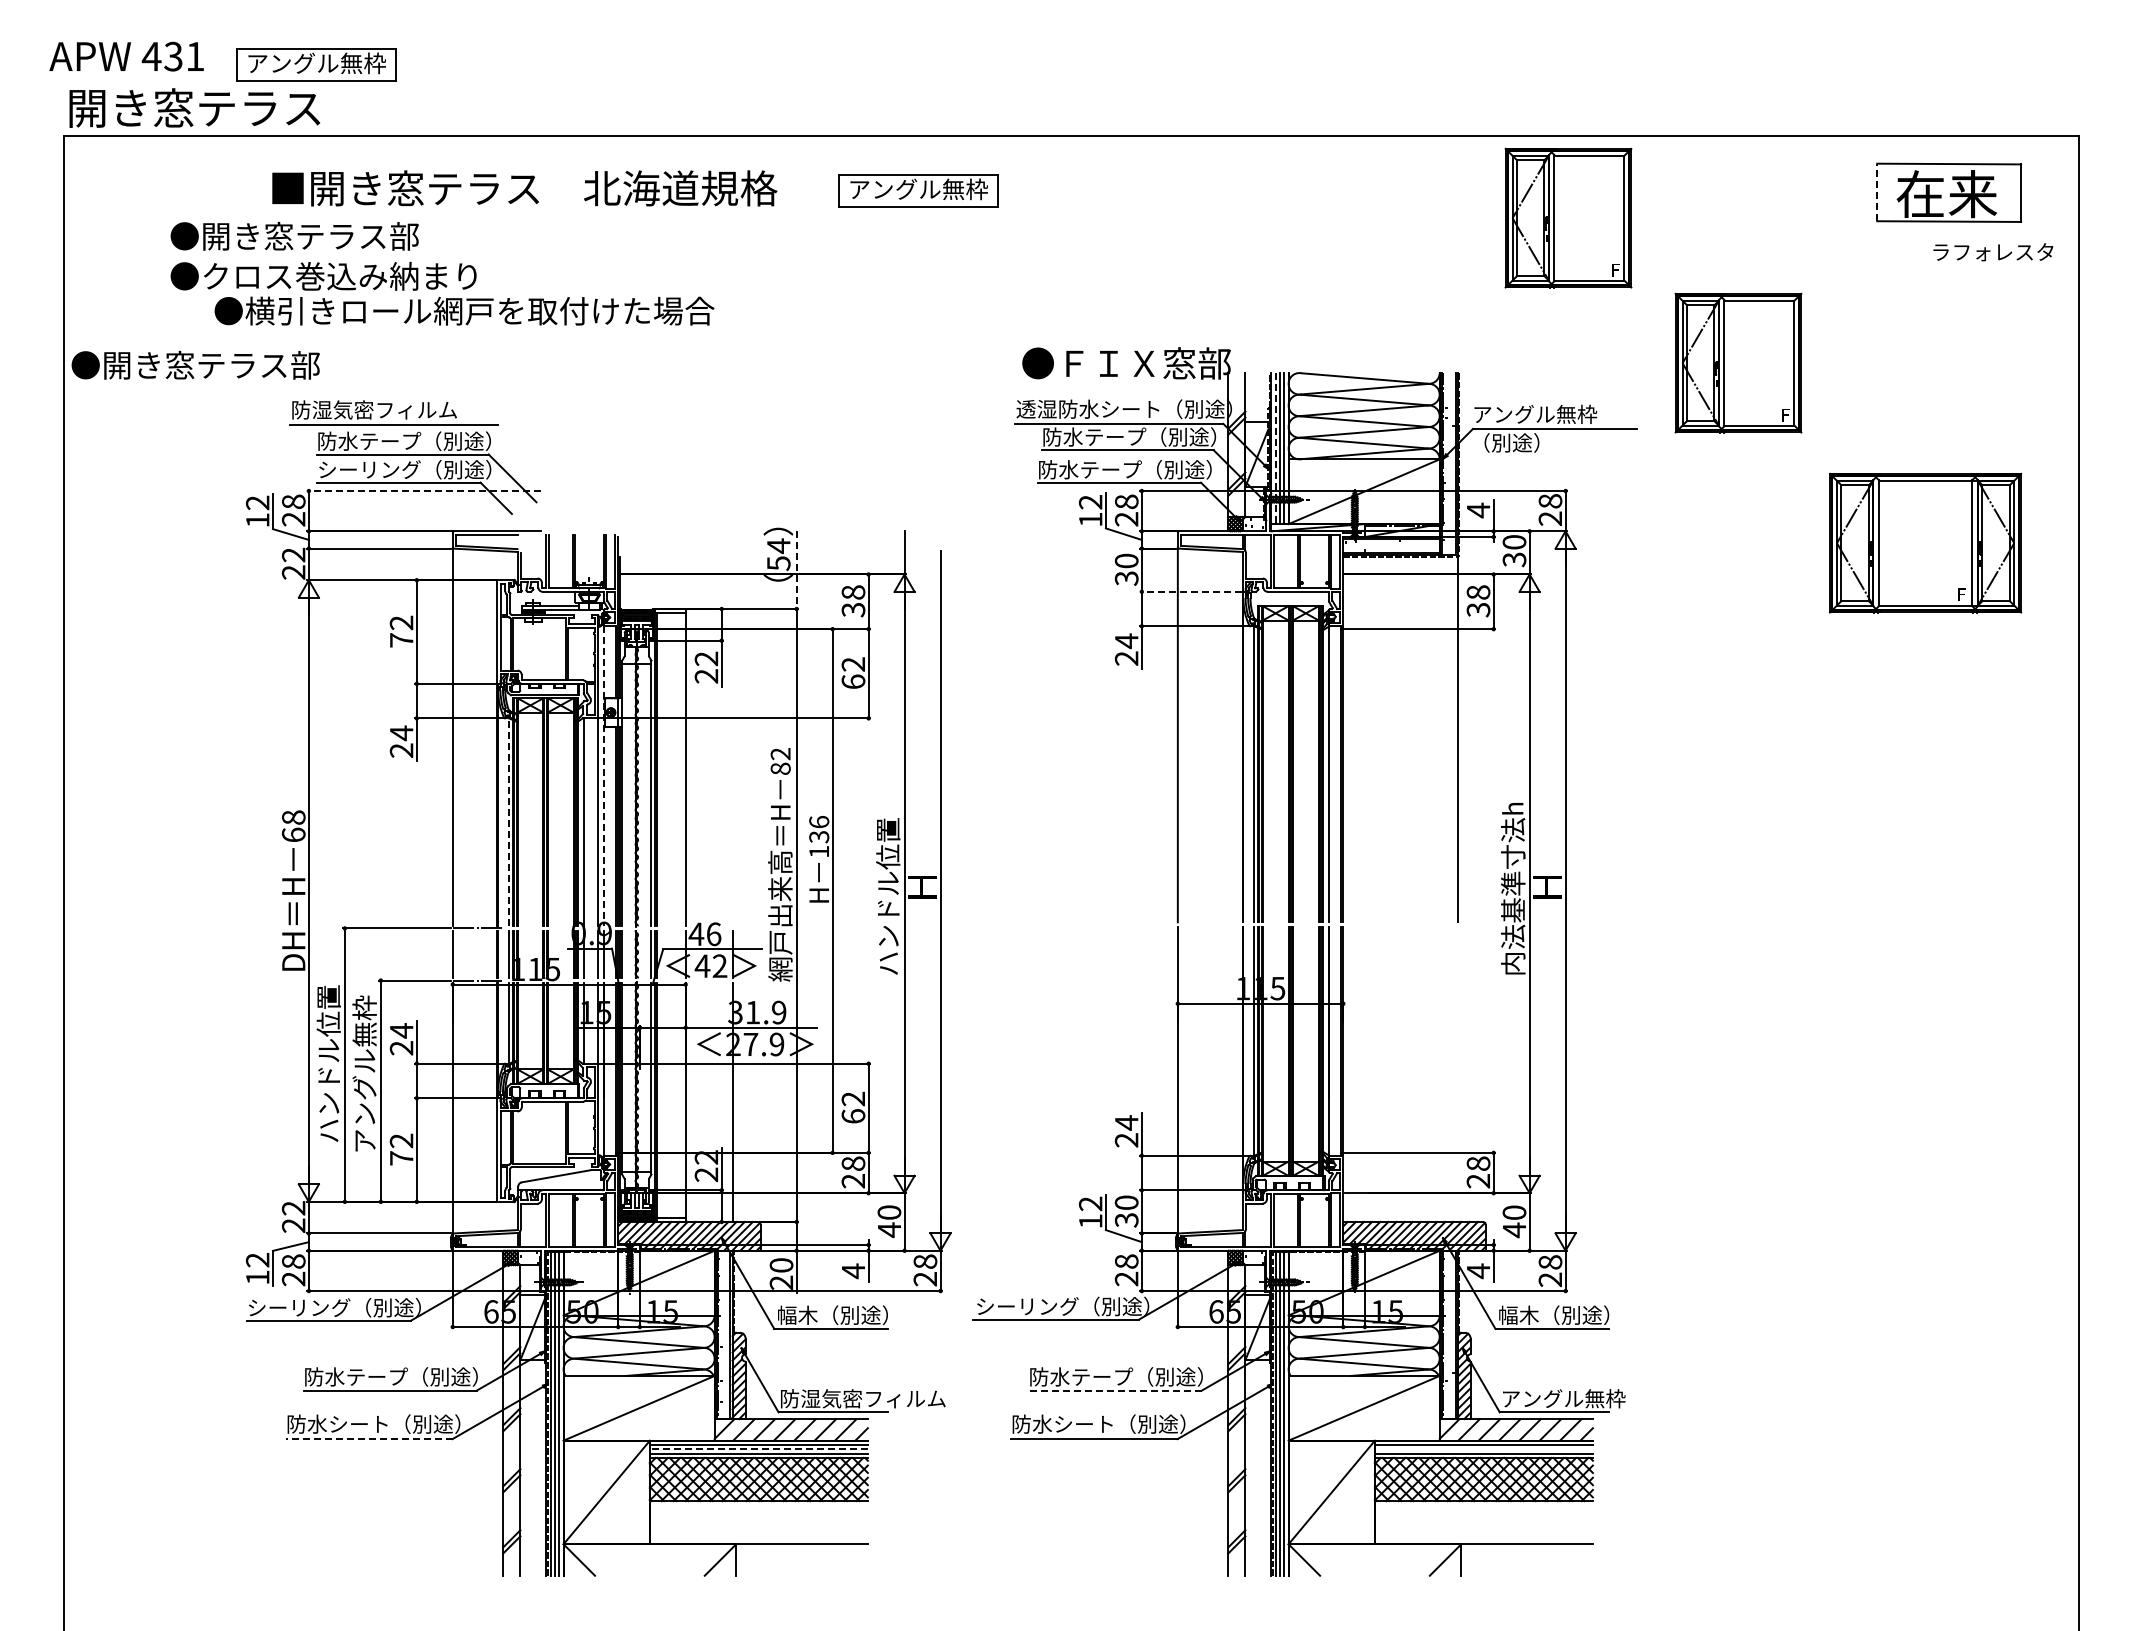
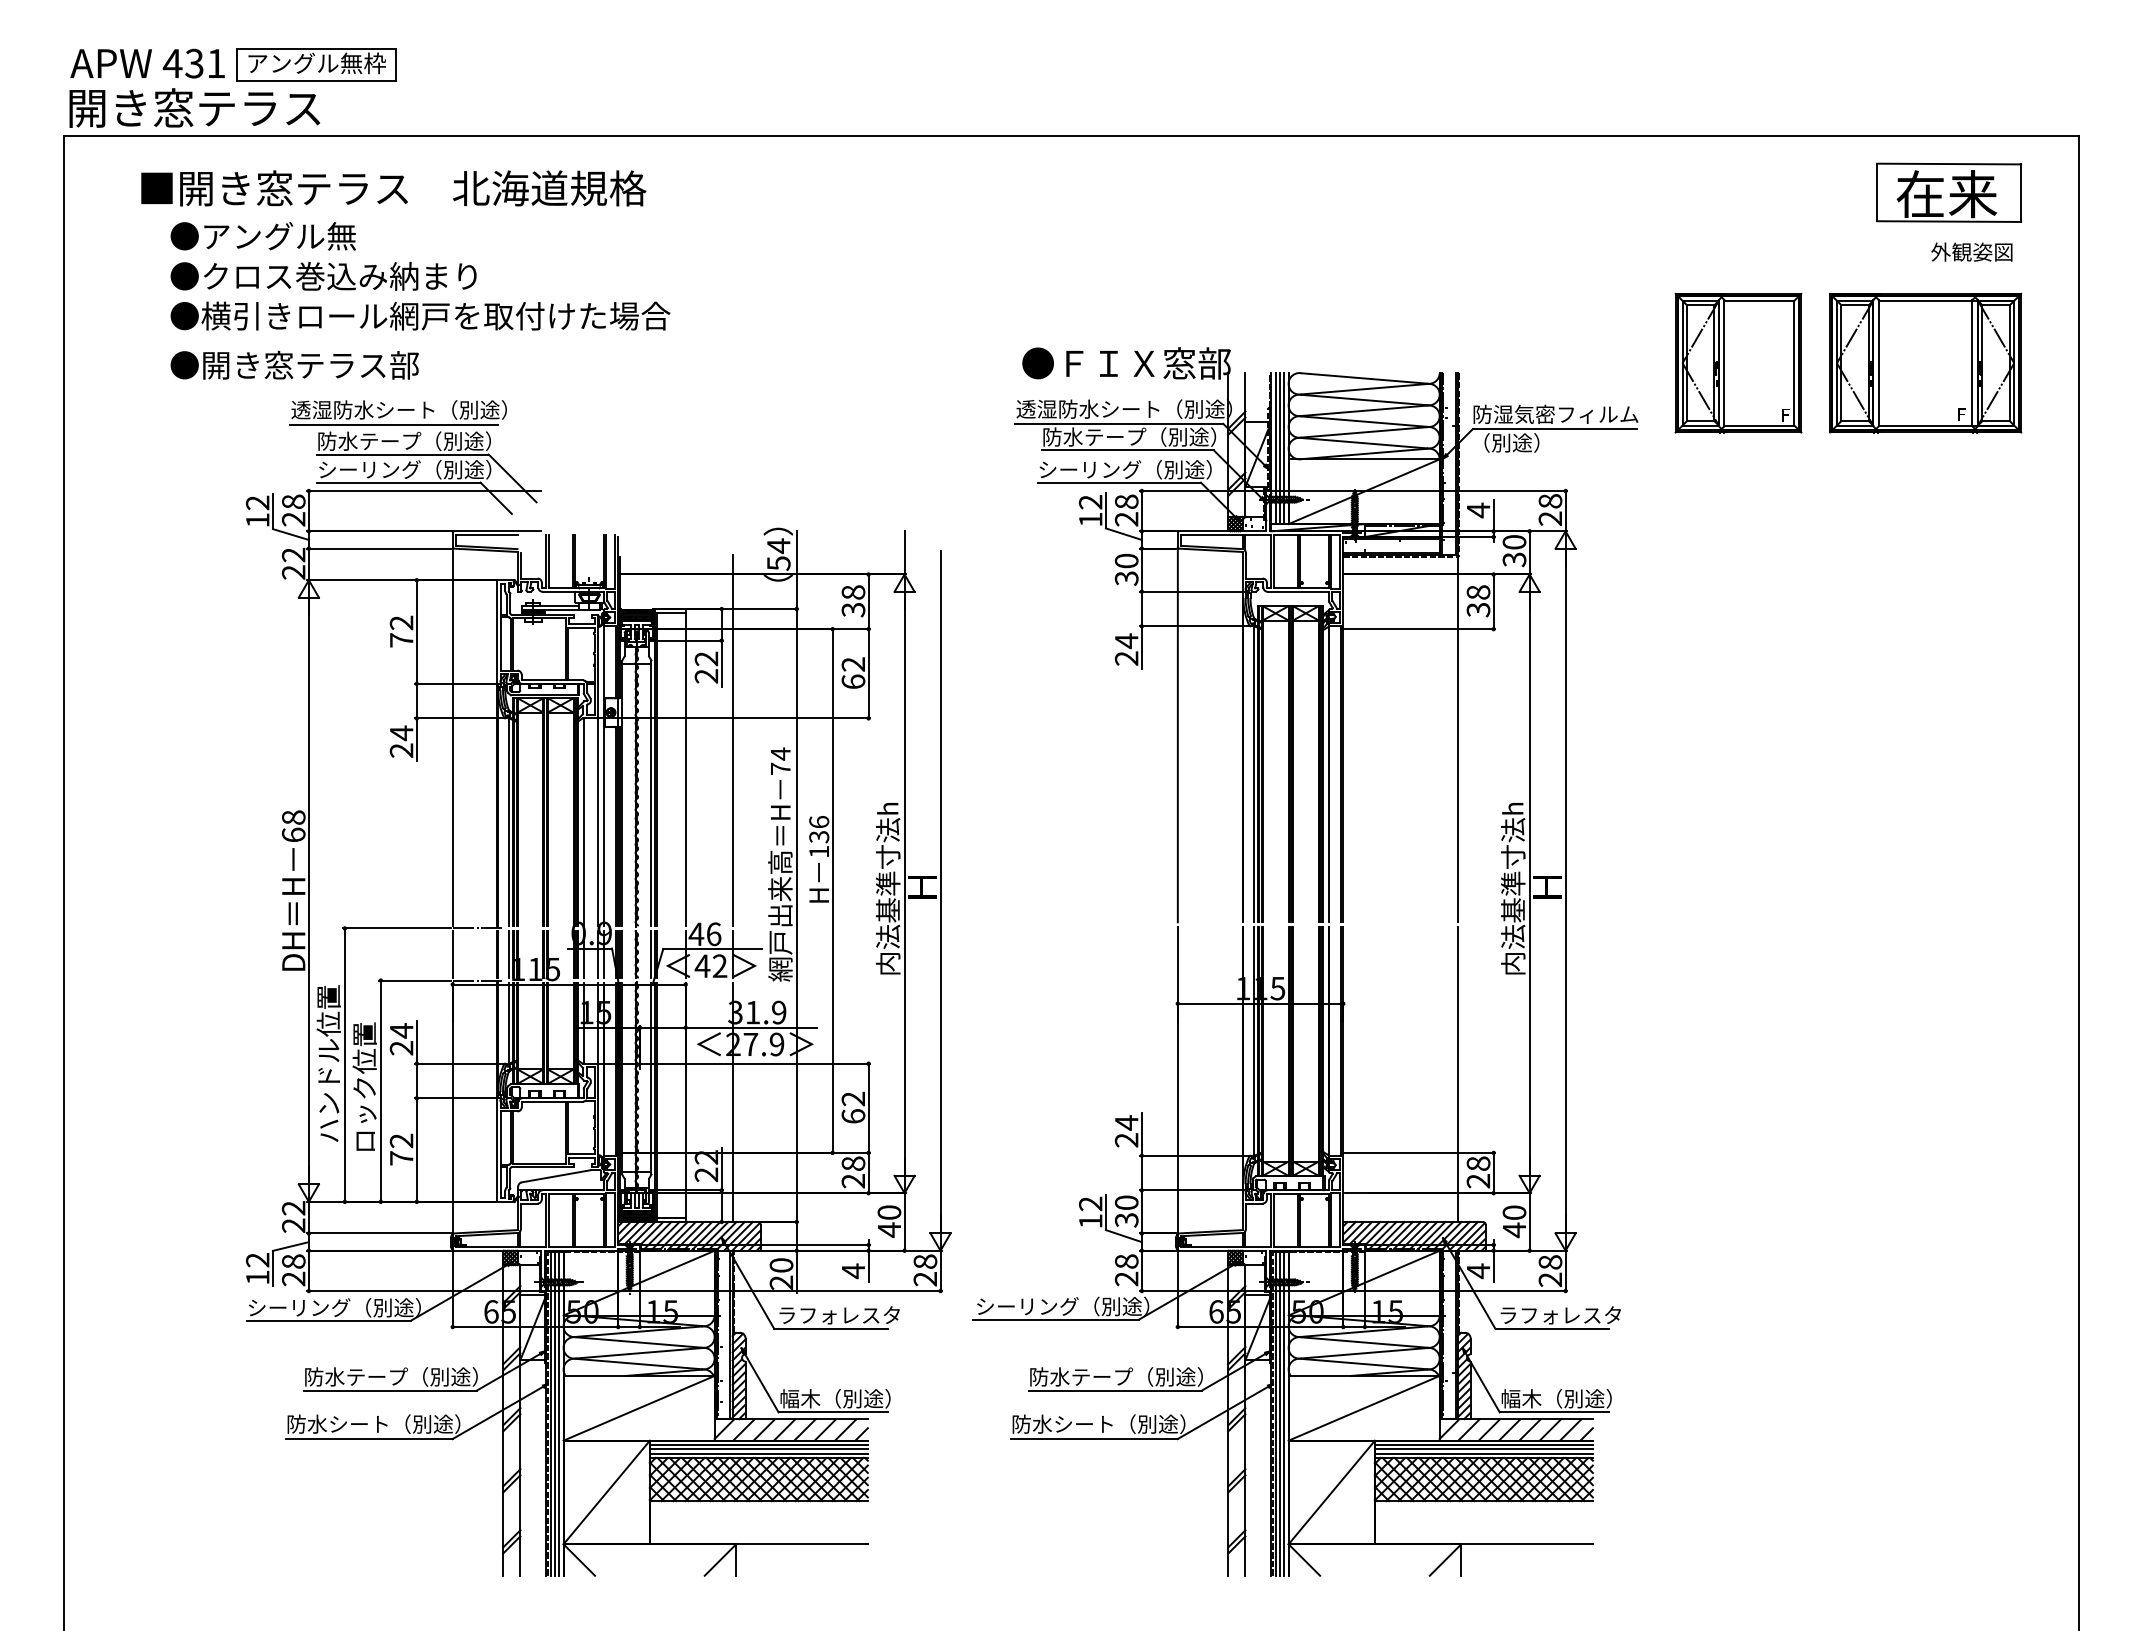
text position: (126, 56) -> (147, 63) (147, 63)
text position: (524, 188) -> (393, 188) (393, 188)
part: present -> none (918, 190)
line: dashed -> solid (1877, 192)
part: present -> none (1568, 217)
text: ●開き窓テラス部 -> ●アングル無 (310, 235)
text: ラフォレスタ -> 外観姿図 (1992, 251)
text position: (464, 310) -> (420, 315) (420, 315)
text position: (195, 364) -> (294, 364) (294, 364)
text: 防湿気密フィルム -> 透湿防水シート（別途） (398, 409)
text: アングル無枠 -> 防湿気密フィルム (1555, 413)
line: dashed -> solid (1275, 449)
text: 防水テープ（別途） -> シーリング（別途） (1090, 469)
line: dashed -> solid (424, 491)
part position: (1925, 542) -> (1925, 362) (1925, 362)
line: dashed -> solid (796, 570)
line: dashed -> solid (1191, 591)
line: none -> present (732, 740)
text: 82 -> 74 (780, 760)
line: dashed -> solid (603, 776)
line: dashed -> solid (508, 822)
text: ハンドル位置 -> 内法基準寸法h (888, 888)
text: アングル無枠 -> ロック位置 (364, 1073)
line: none -> present (1457, 1073)
text: 幅木（別途） -> ラフォレスタ (838, 1315)
text: 幅木（別途） -> ラフォレスタ (1559, 1315)
line: dashed -> solid (1114, 1390)
text: 防湿気密フィルム -> 幅木（別途） (862, 1398)
text: アングル無枠 -> 幅木（別途） (1563, 1398)
line: dashed -> solid (368, 1439)
line: dashed -> solid (758, 1449)
line: none -> present (1483, 1449)
